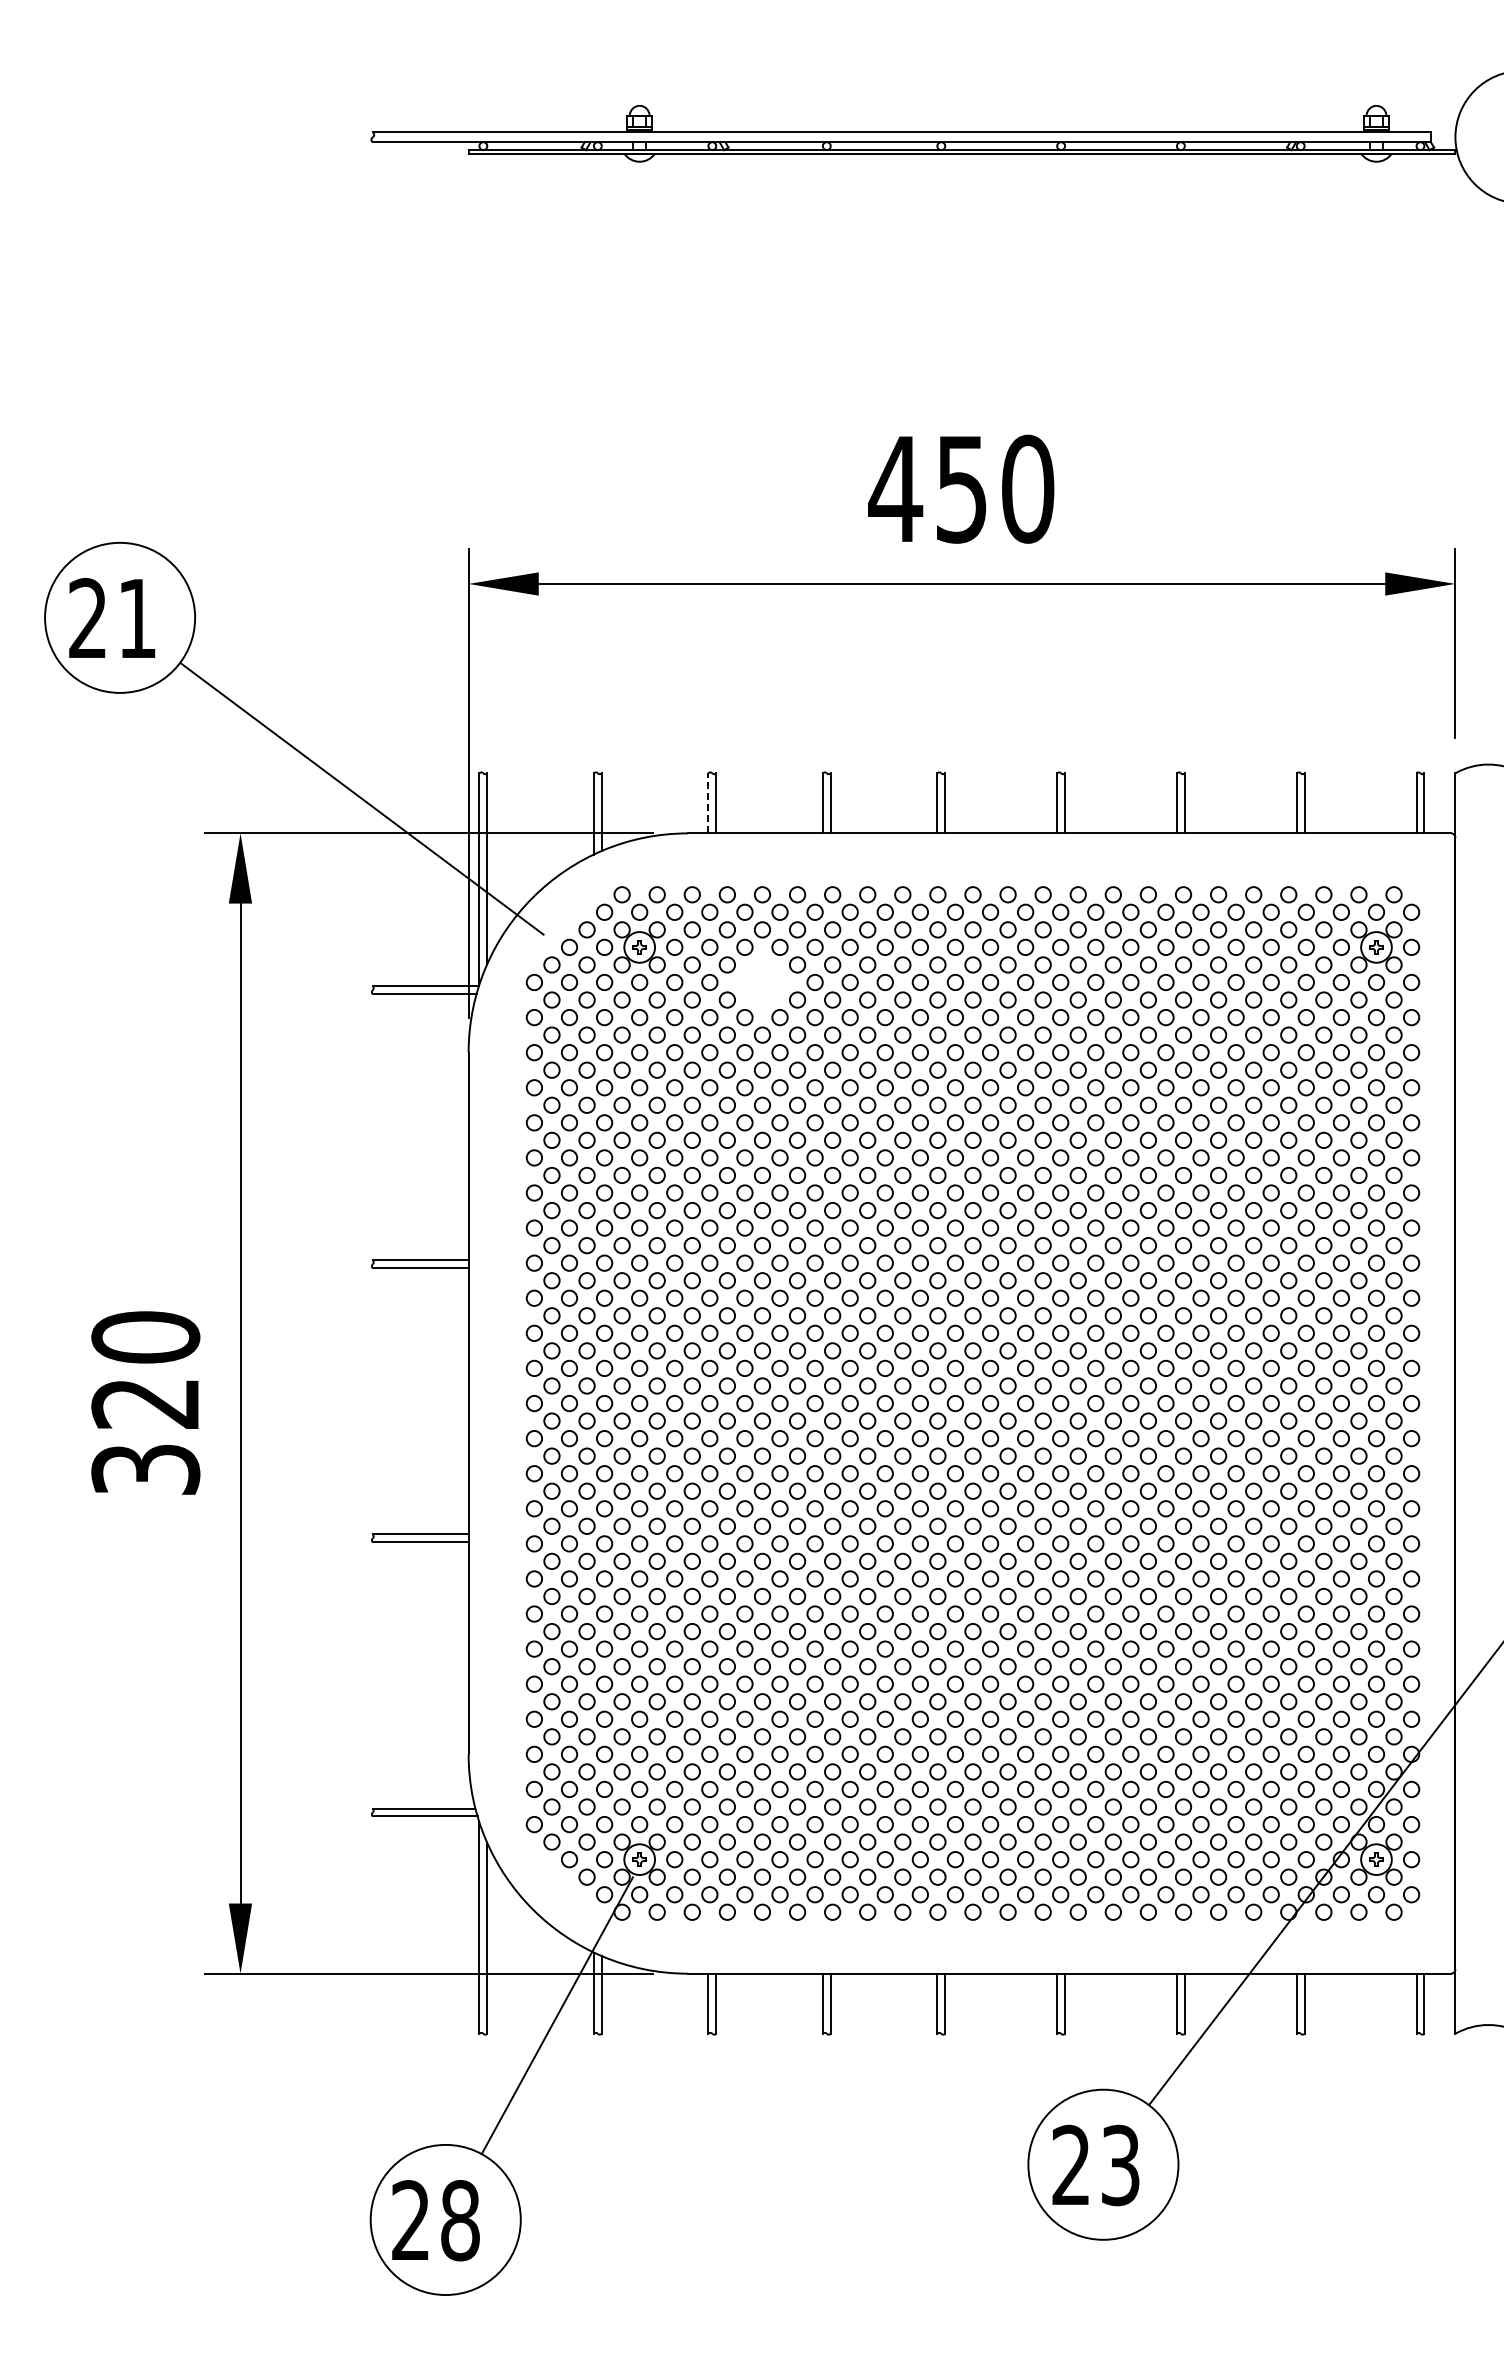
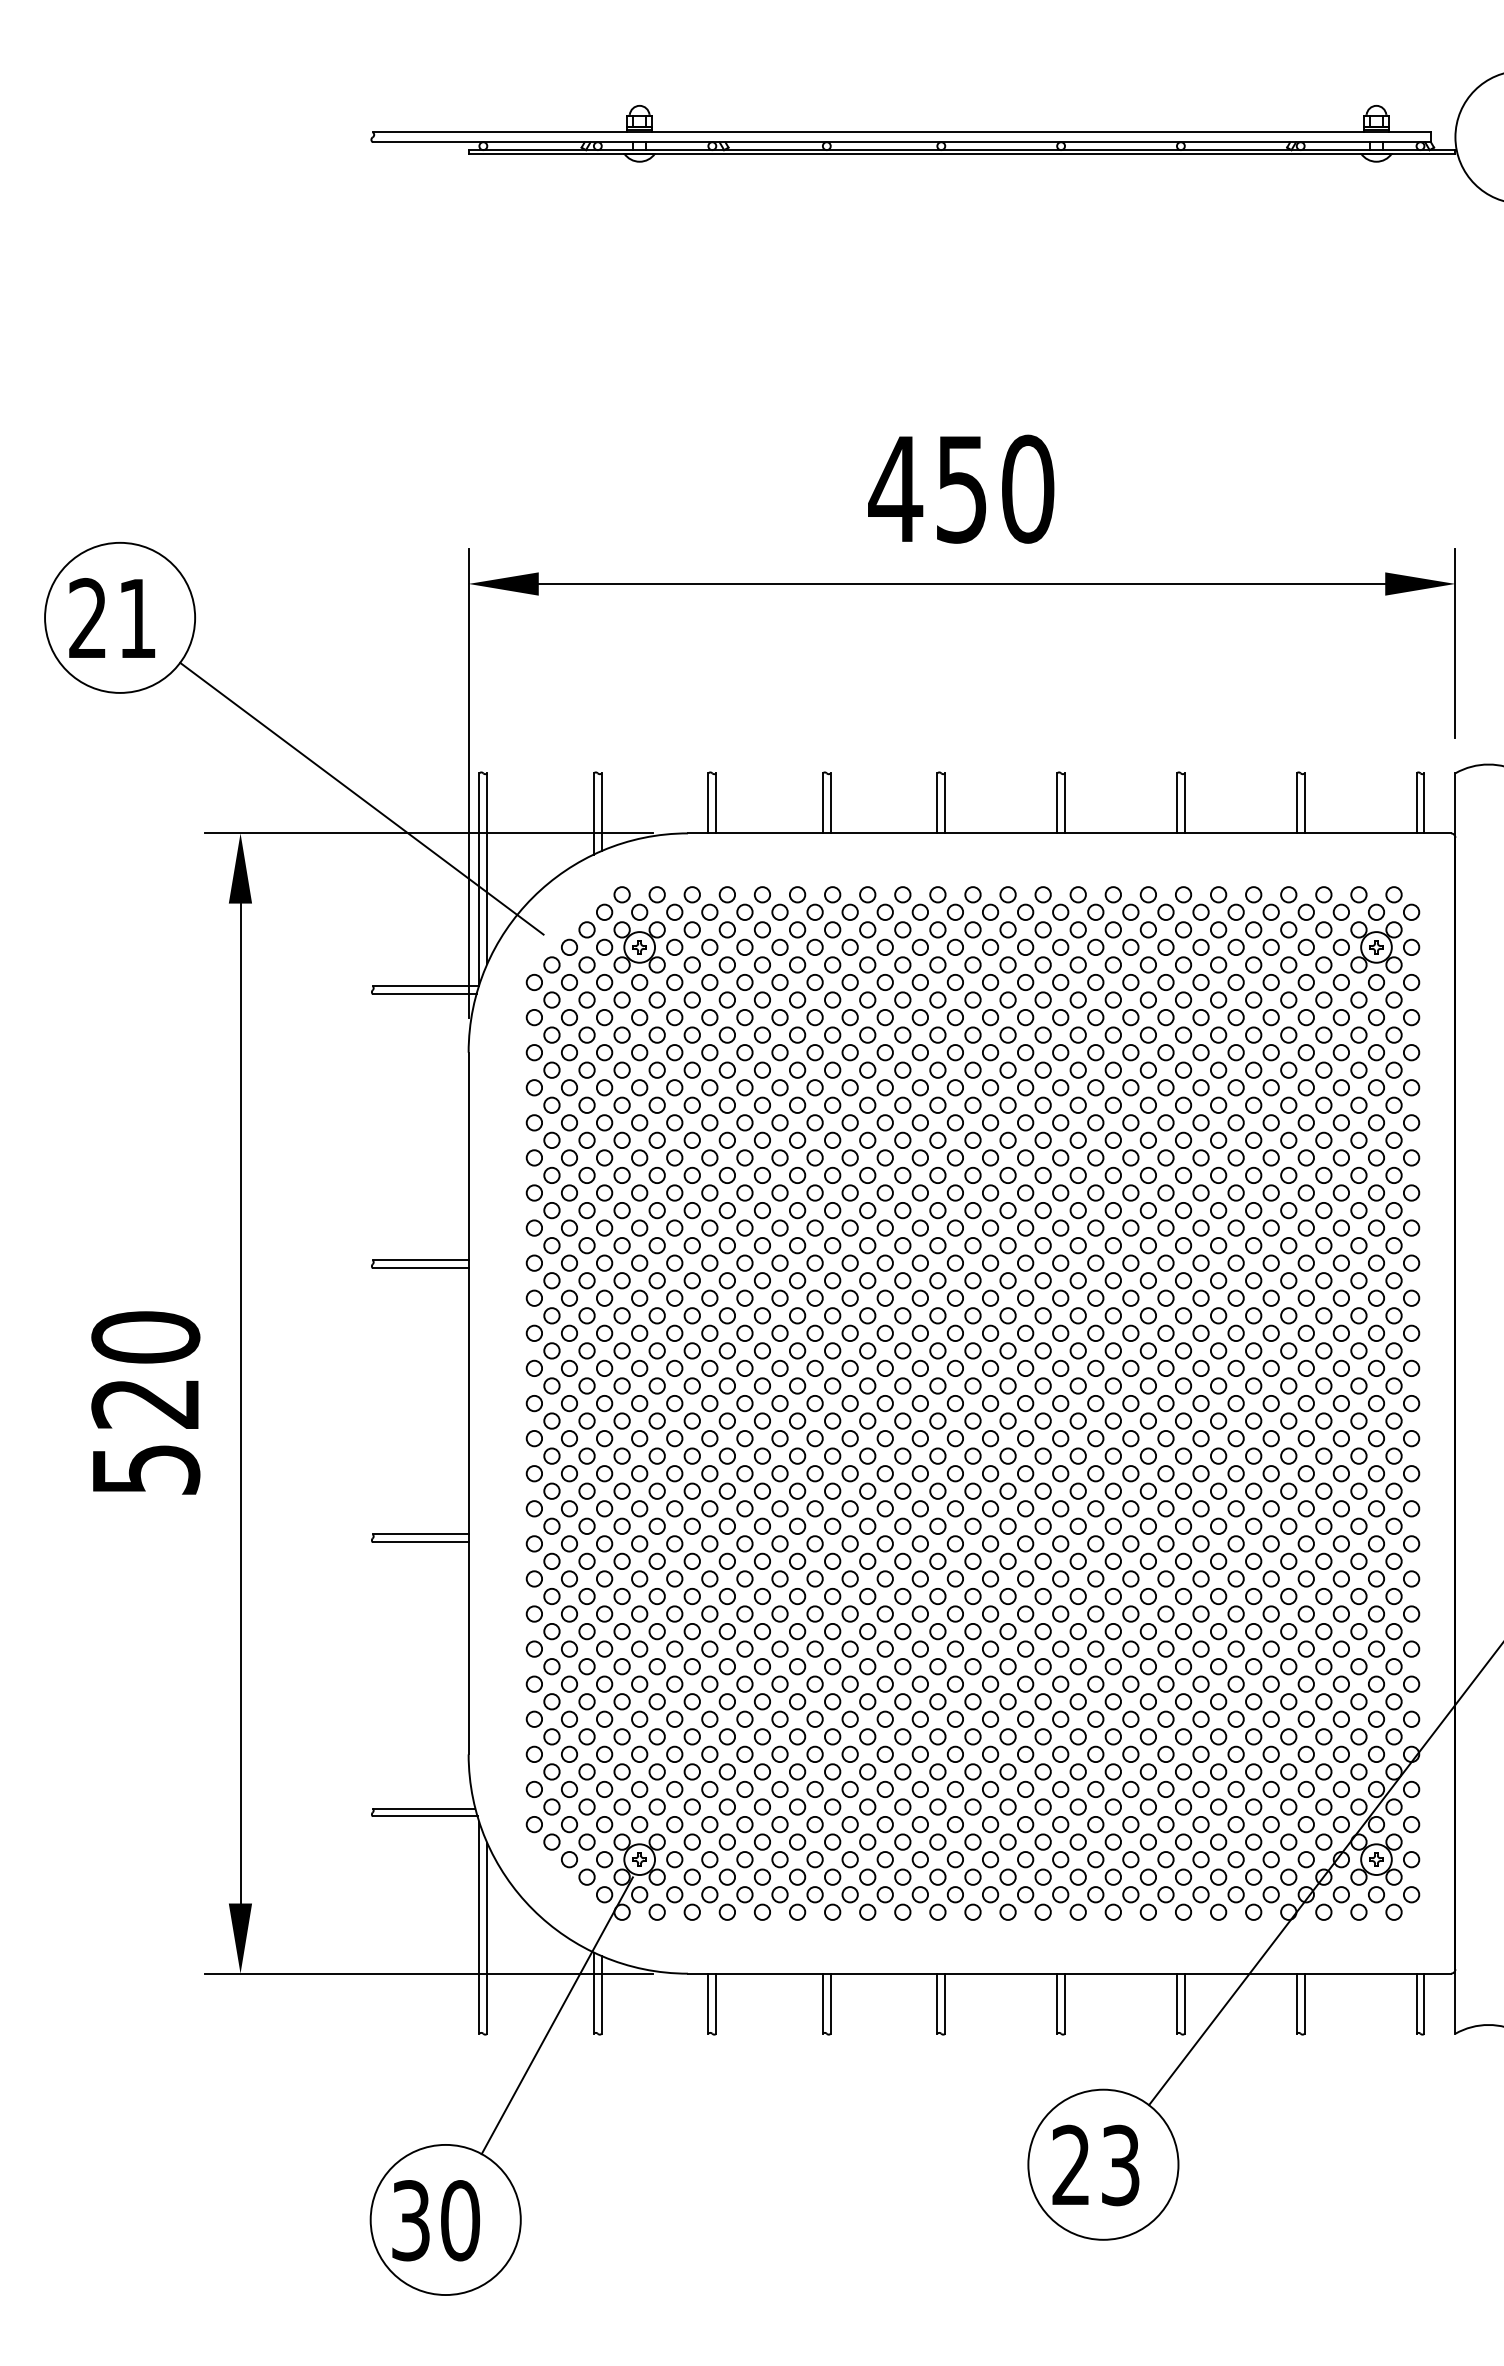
line: dashed -> solid (708, 802)
part: none -> present (762, 973)
text: 320 -> 520 (145, 1469)
text: 28 -> 30 (436, 2220)
